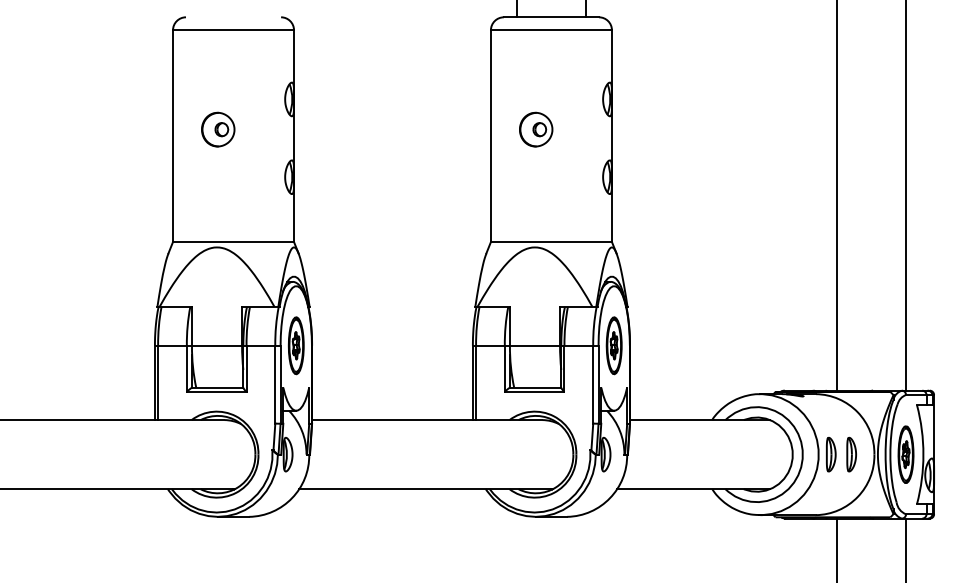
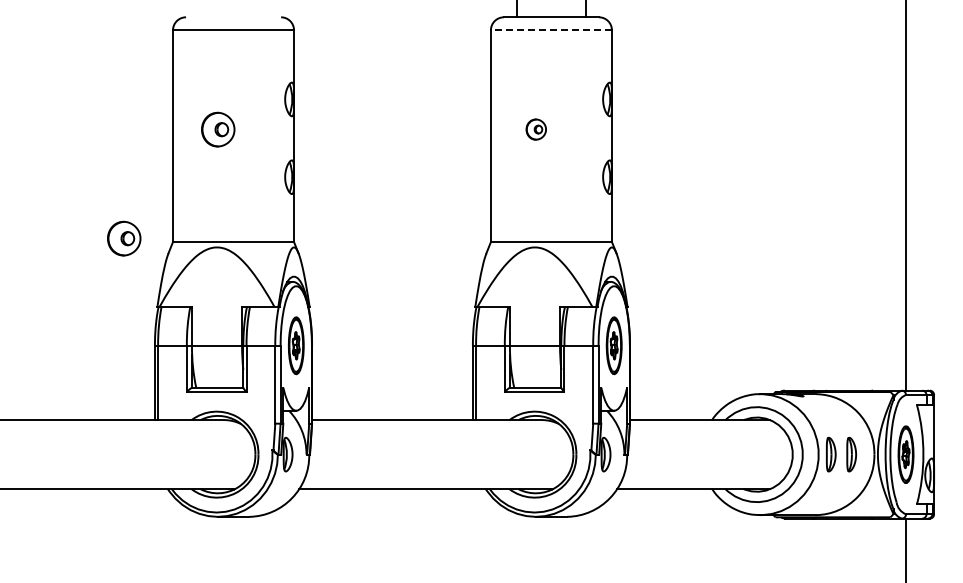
line: solid -> dashed (551, 30)
part size: 35x37 px -> 22x23 px (535, 129)
line: present -> none (837, 196)
part: none -> present (124, 238)
line: present -> none (837, 548)
